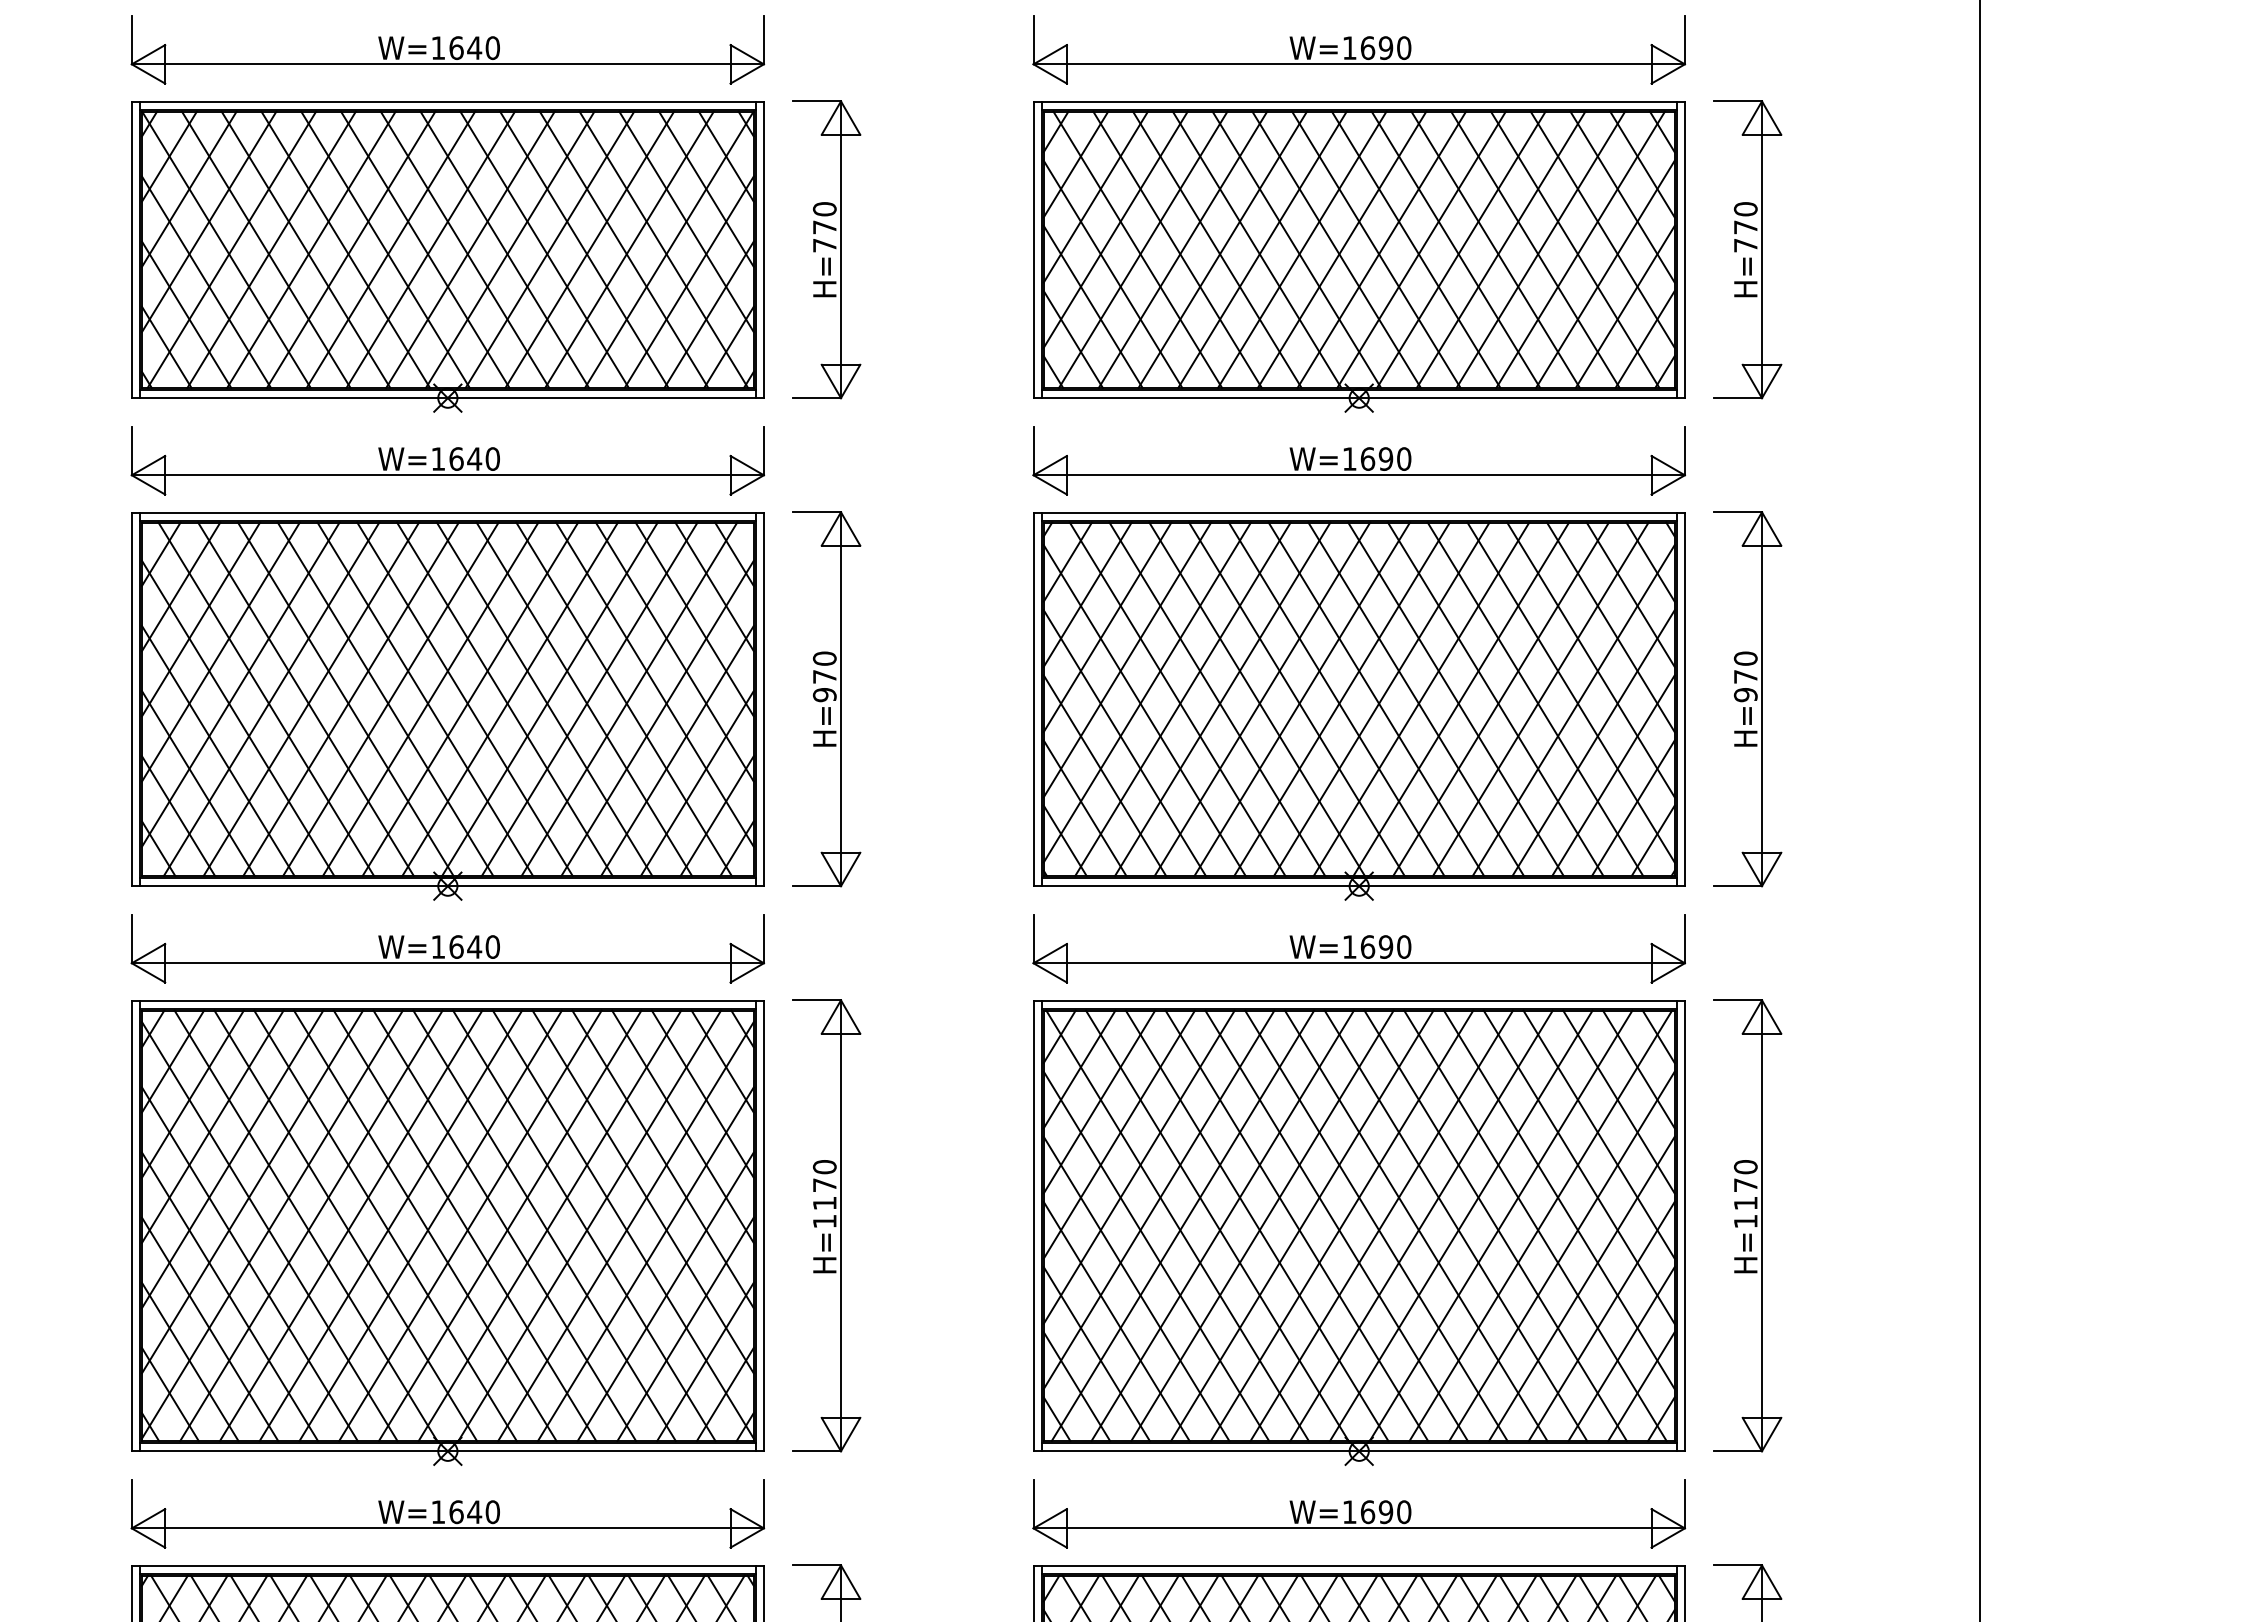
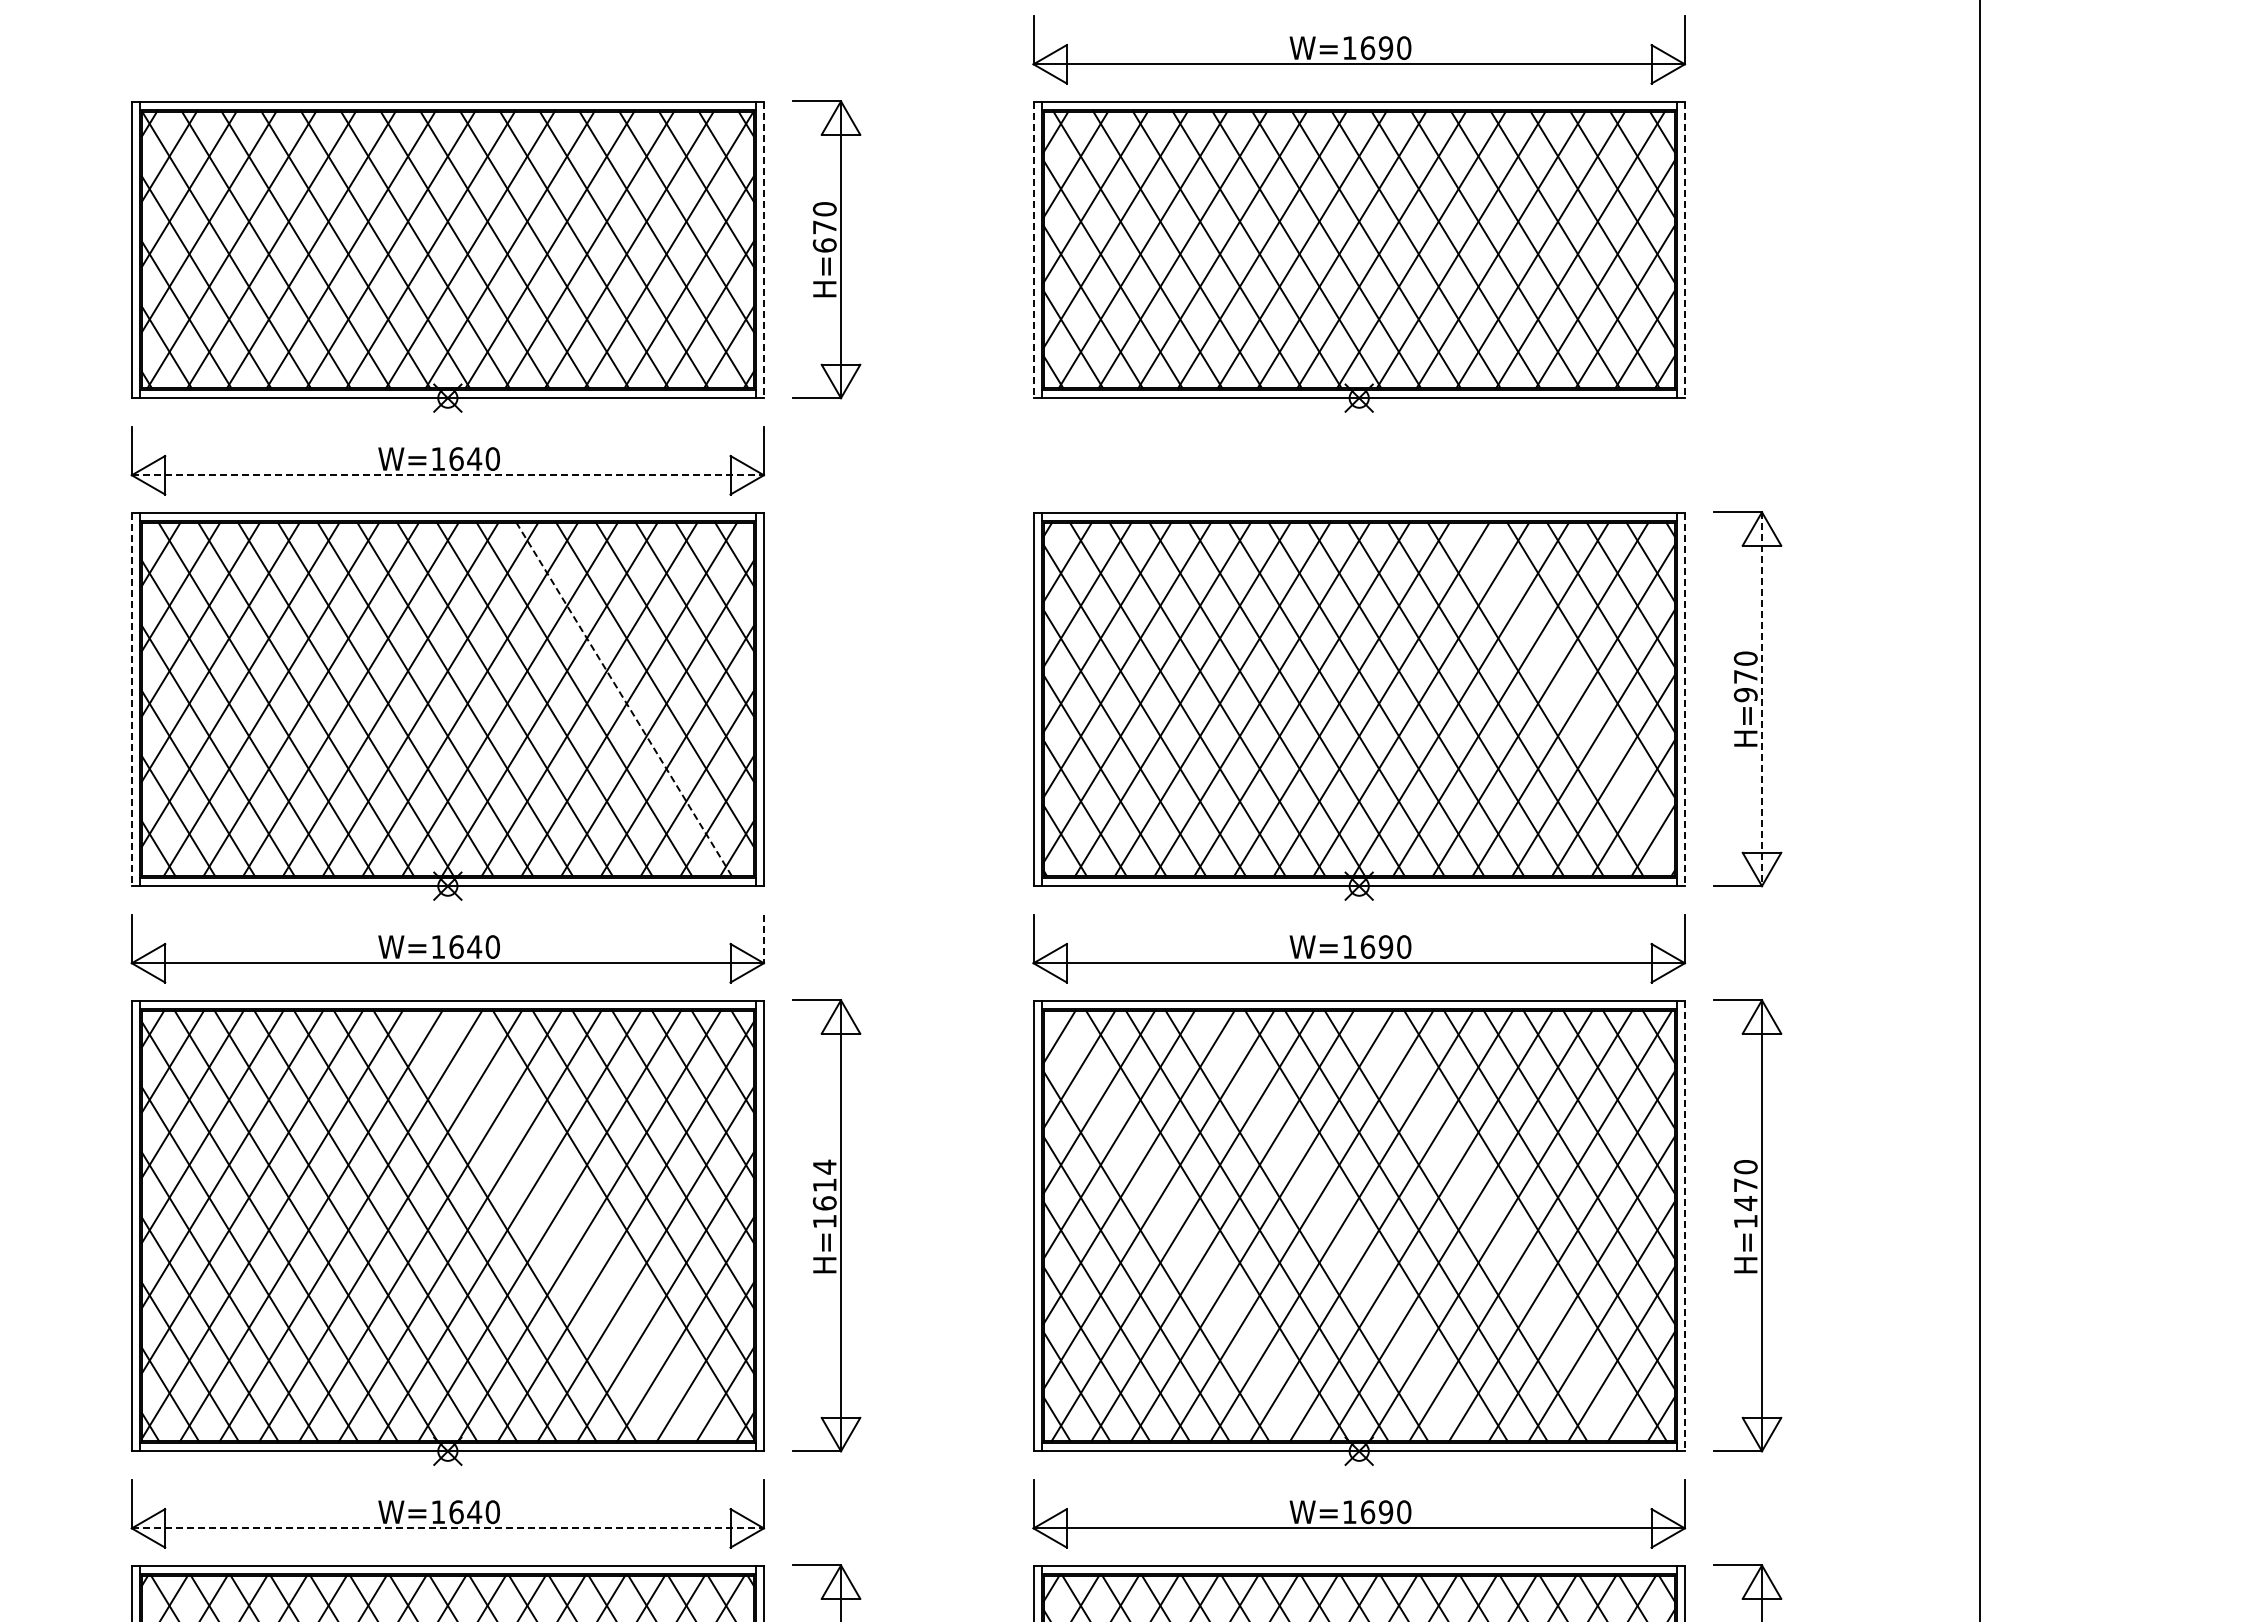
part: present -> none (447, 49)
text: H=770 -> H=670 (824, 245)
part: present -> none (1747, 249)
line: solid -> dashed (763, 250)
line: solid -> dashed (1033, 250)
line: solid -> dashed (1684, 250)
part: present -> none (1358, 460)
line: solid -> dashed (448, 475)
line: present -> none (1570, 692)
line: solid -> dashed (132, 699)
line: solid -> dashed (624, 699)
part: present -> none (826, 699)
line: solid -> dashed (1684, 699)
line: solid -> dashed (1762, 699)
line: solid -> dashed (763, 939)
text: H=1170 -> H=1614 (824, 1184)
text: H=1170 -> H=1470 (1745, 1203)
line: present -> none (544, 1225)
line: present -> none (584, 1225)
line: present -> none (1177, 1225)
line: present -> none (1336, 1225)
line: present -> none (1495, 1225)
line: solid -> dashed (1684, 1226)
line: solid -> dashed (448, 1528)
